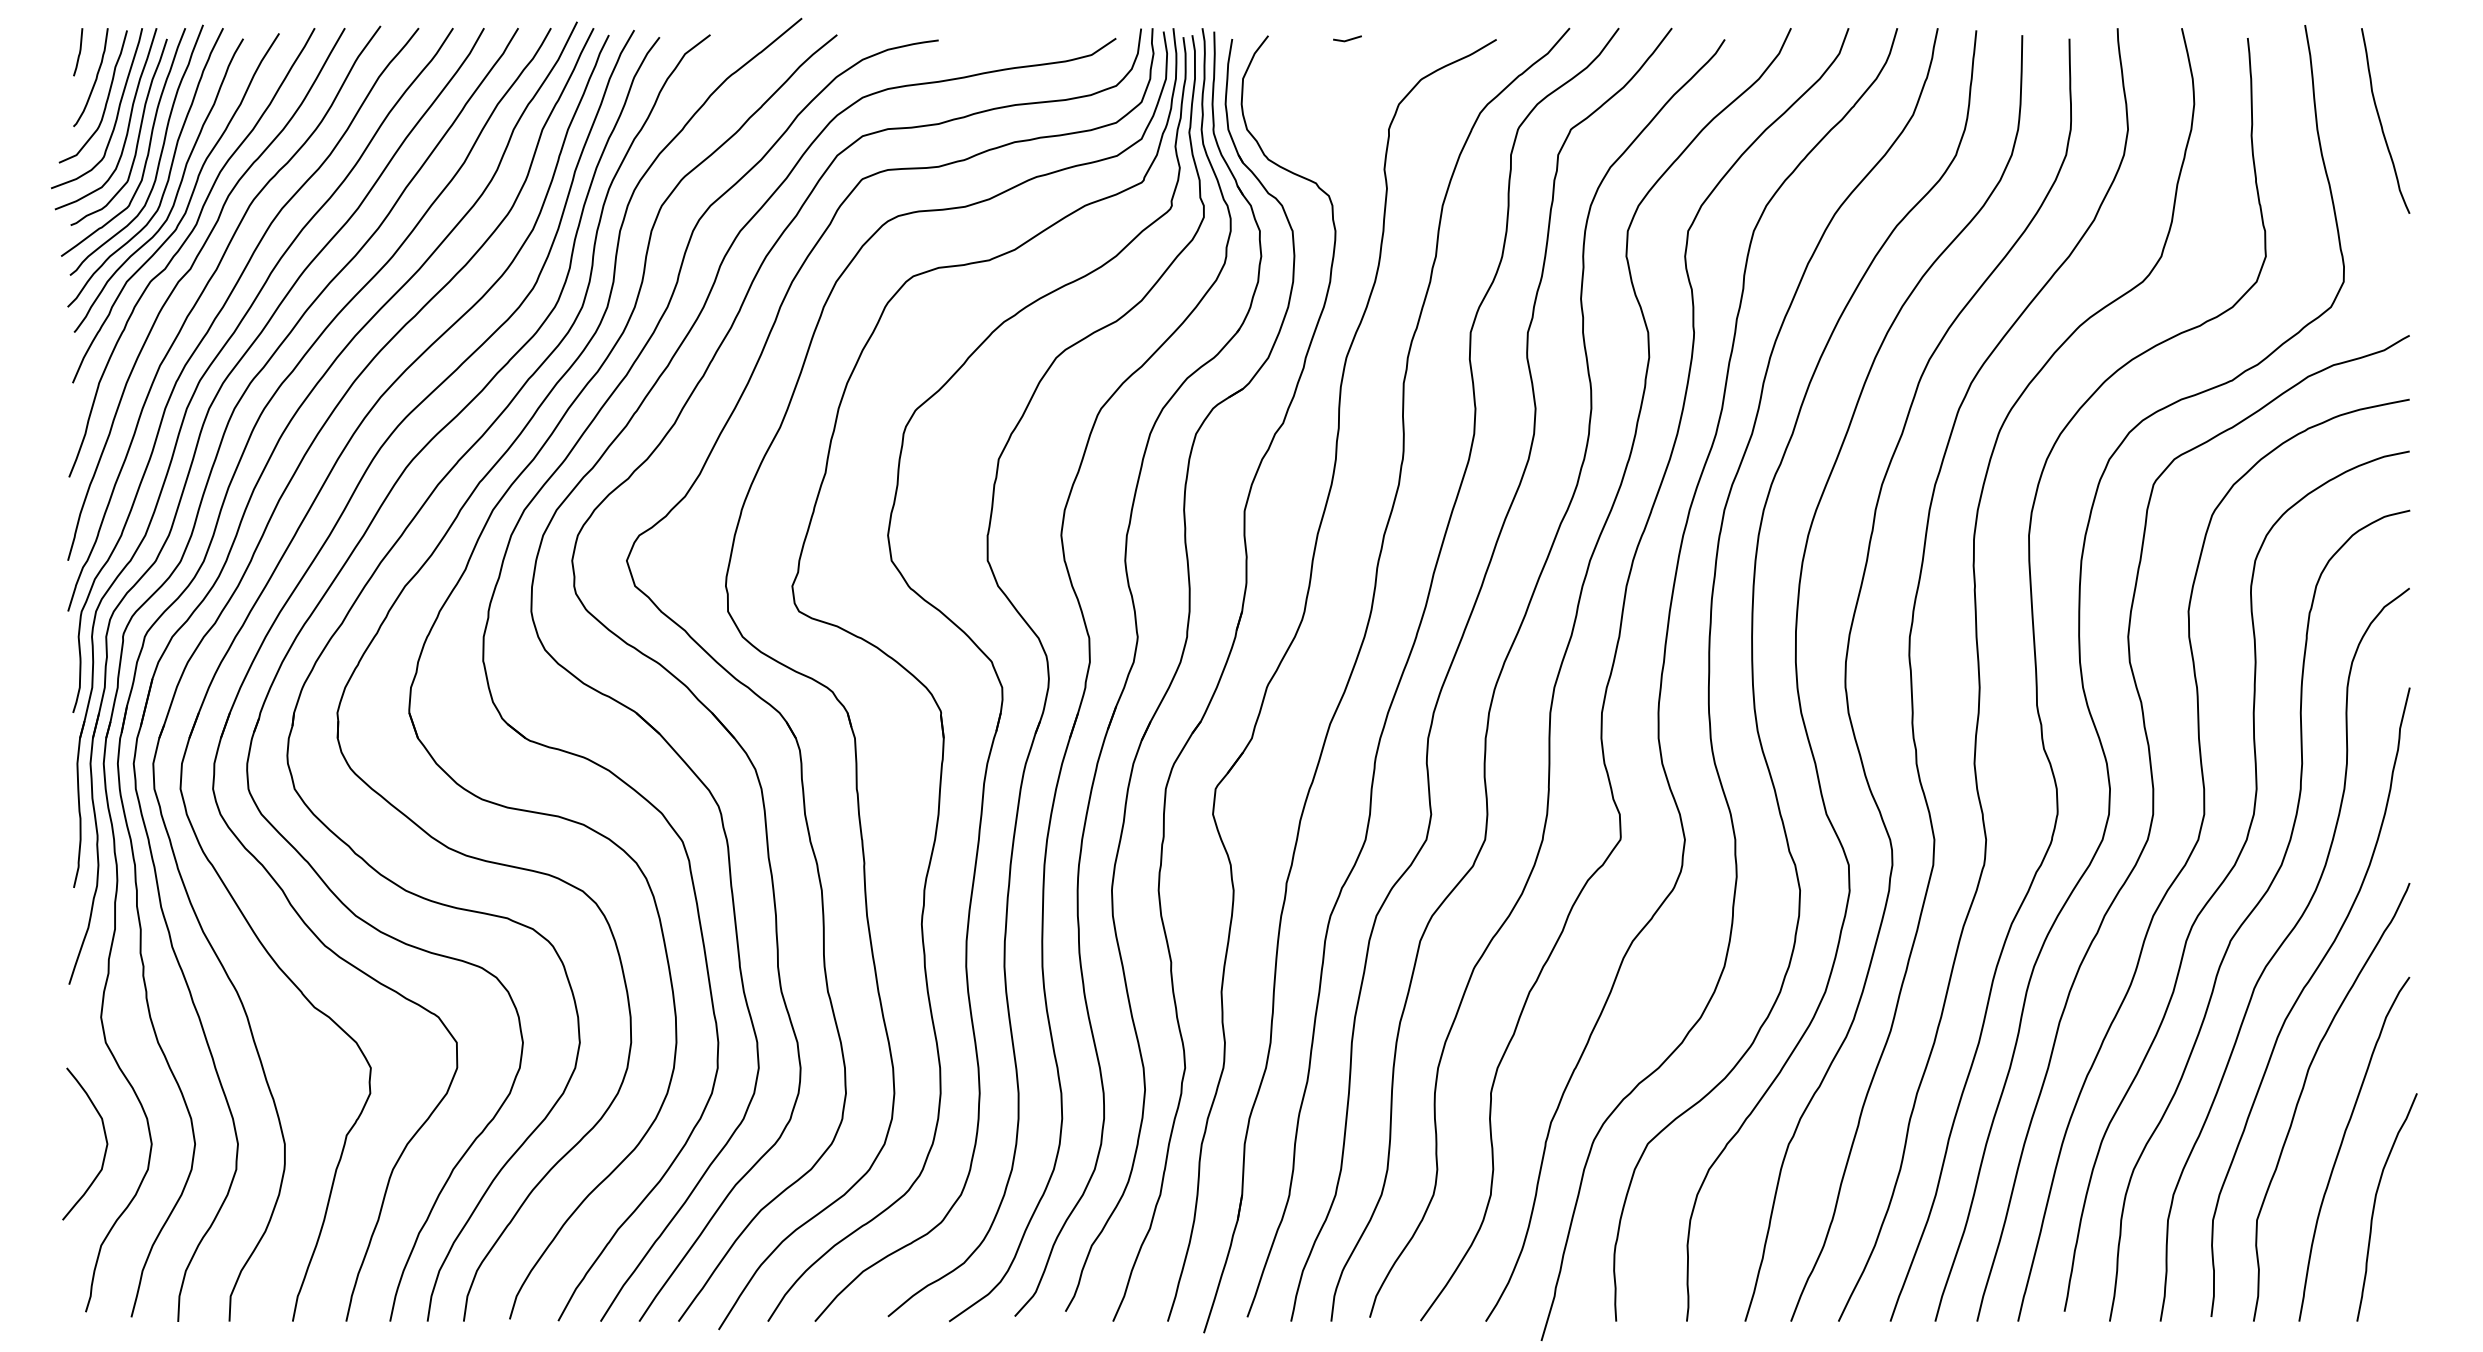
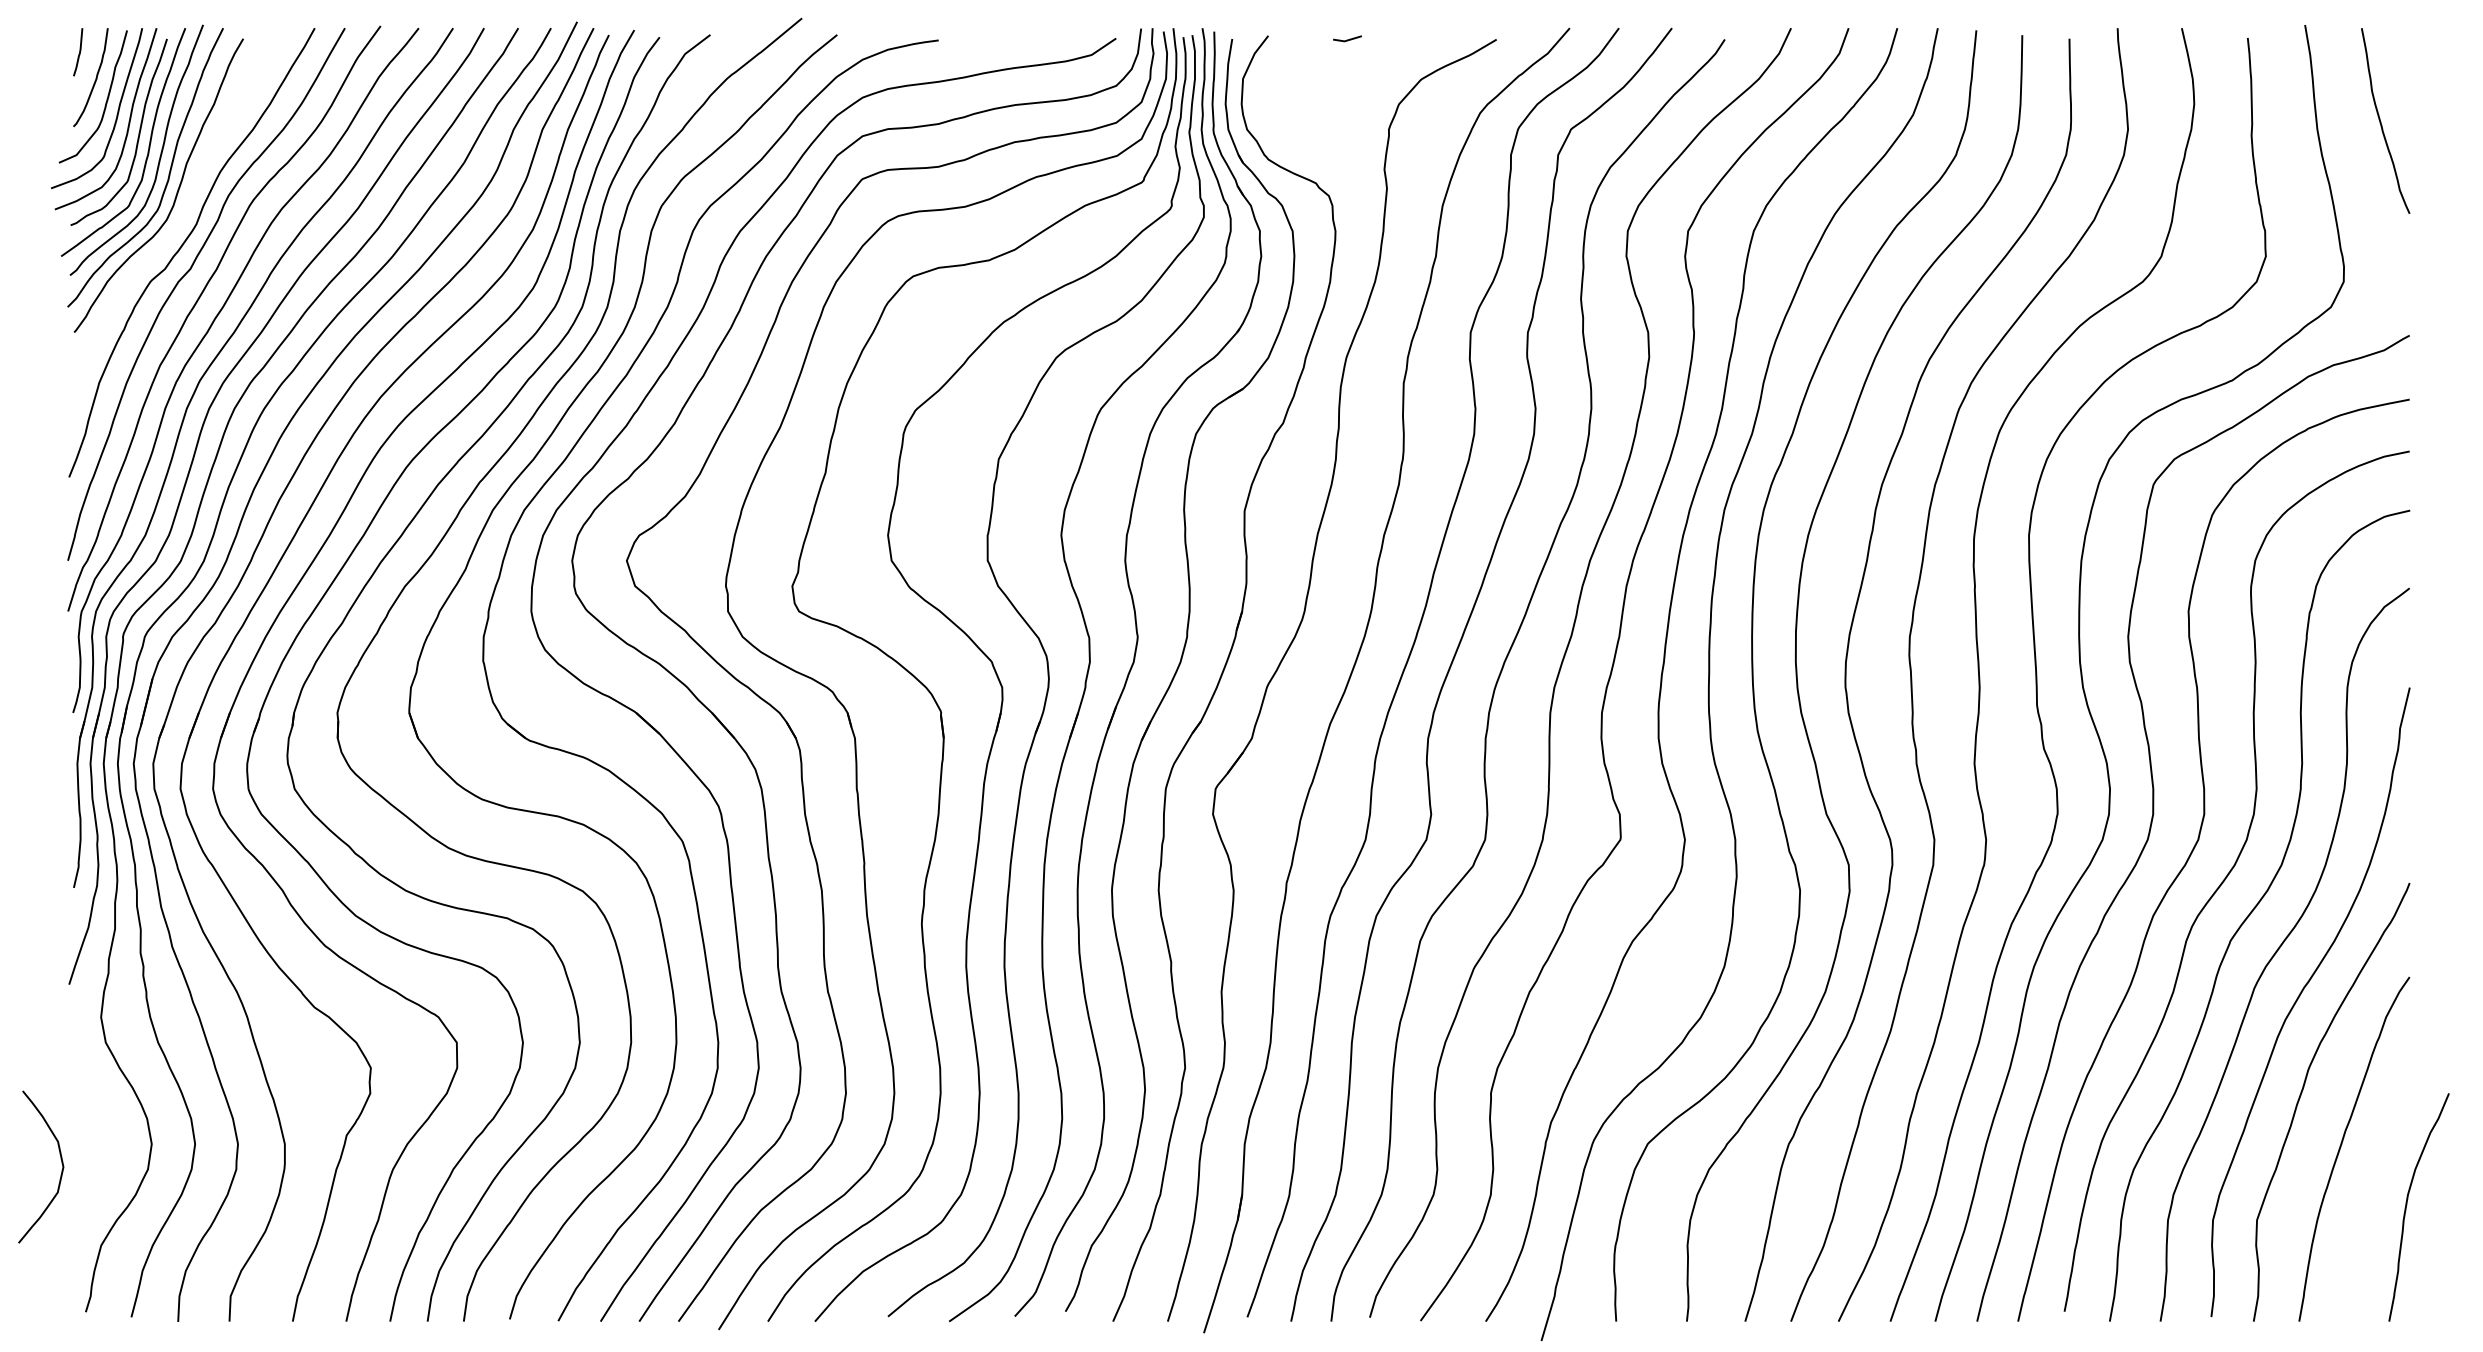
curve: present -> none (184, 212)
curve position: (105, 1140) -> (61, 1163) (61, 1163)
curve position: (2375, 1205) -> (2407, 1205) (2407, 1205)
